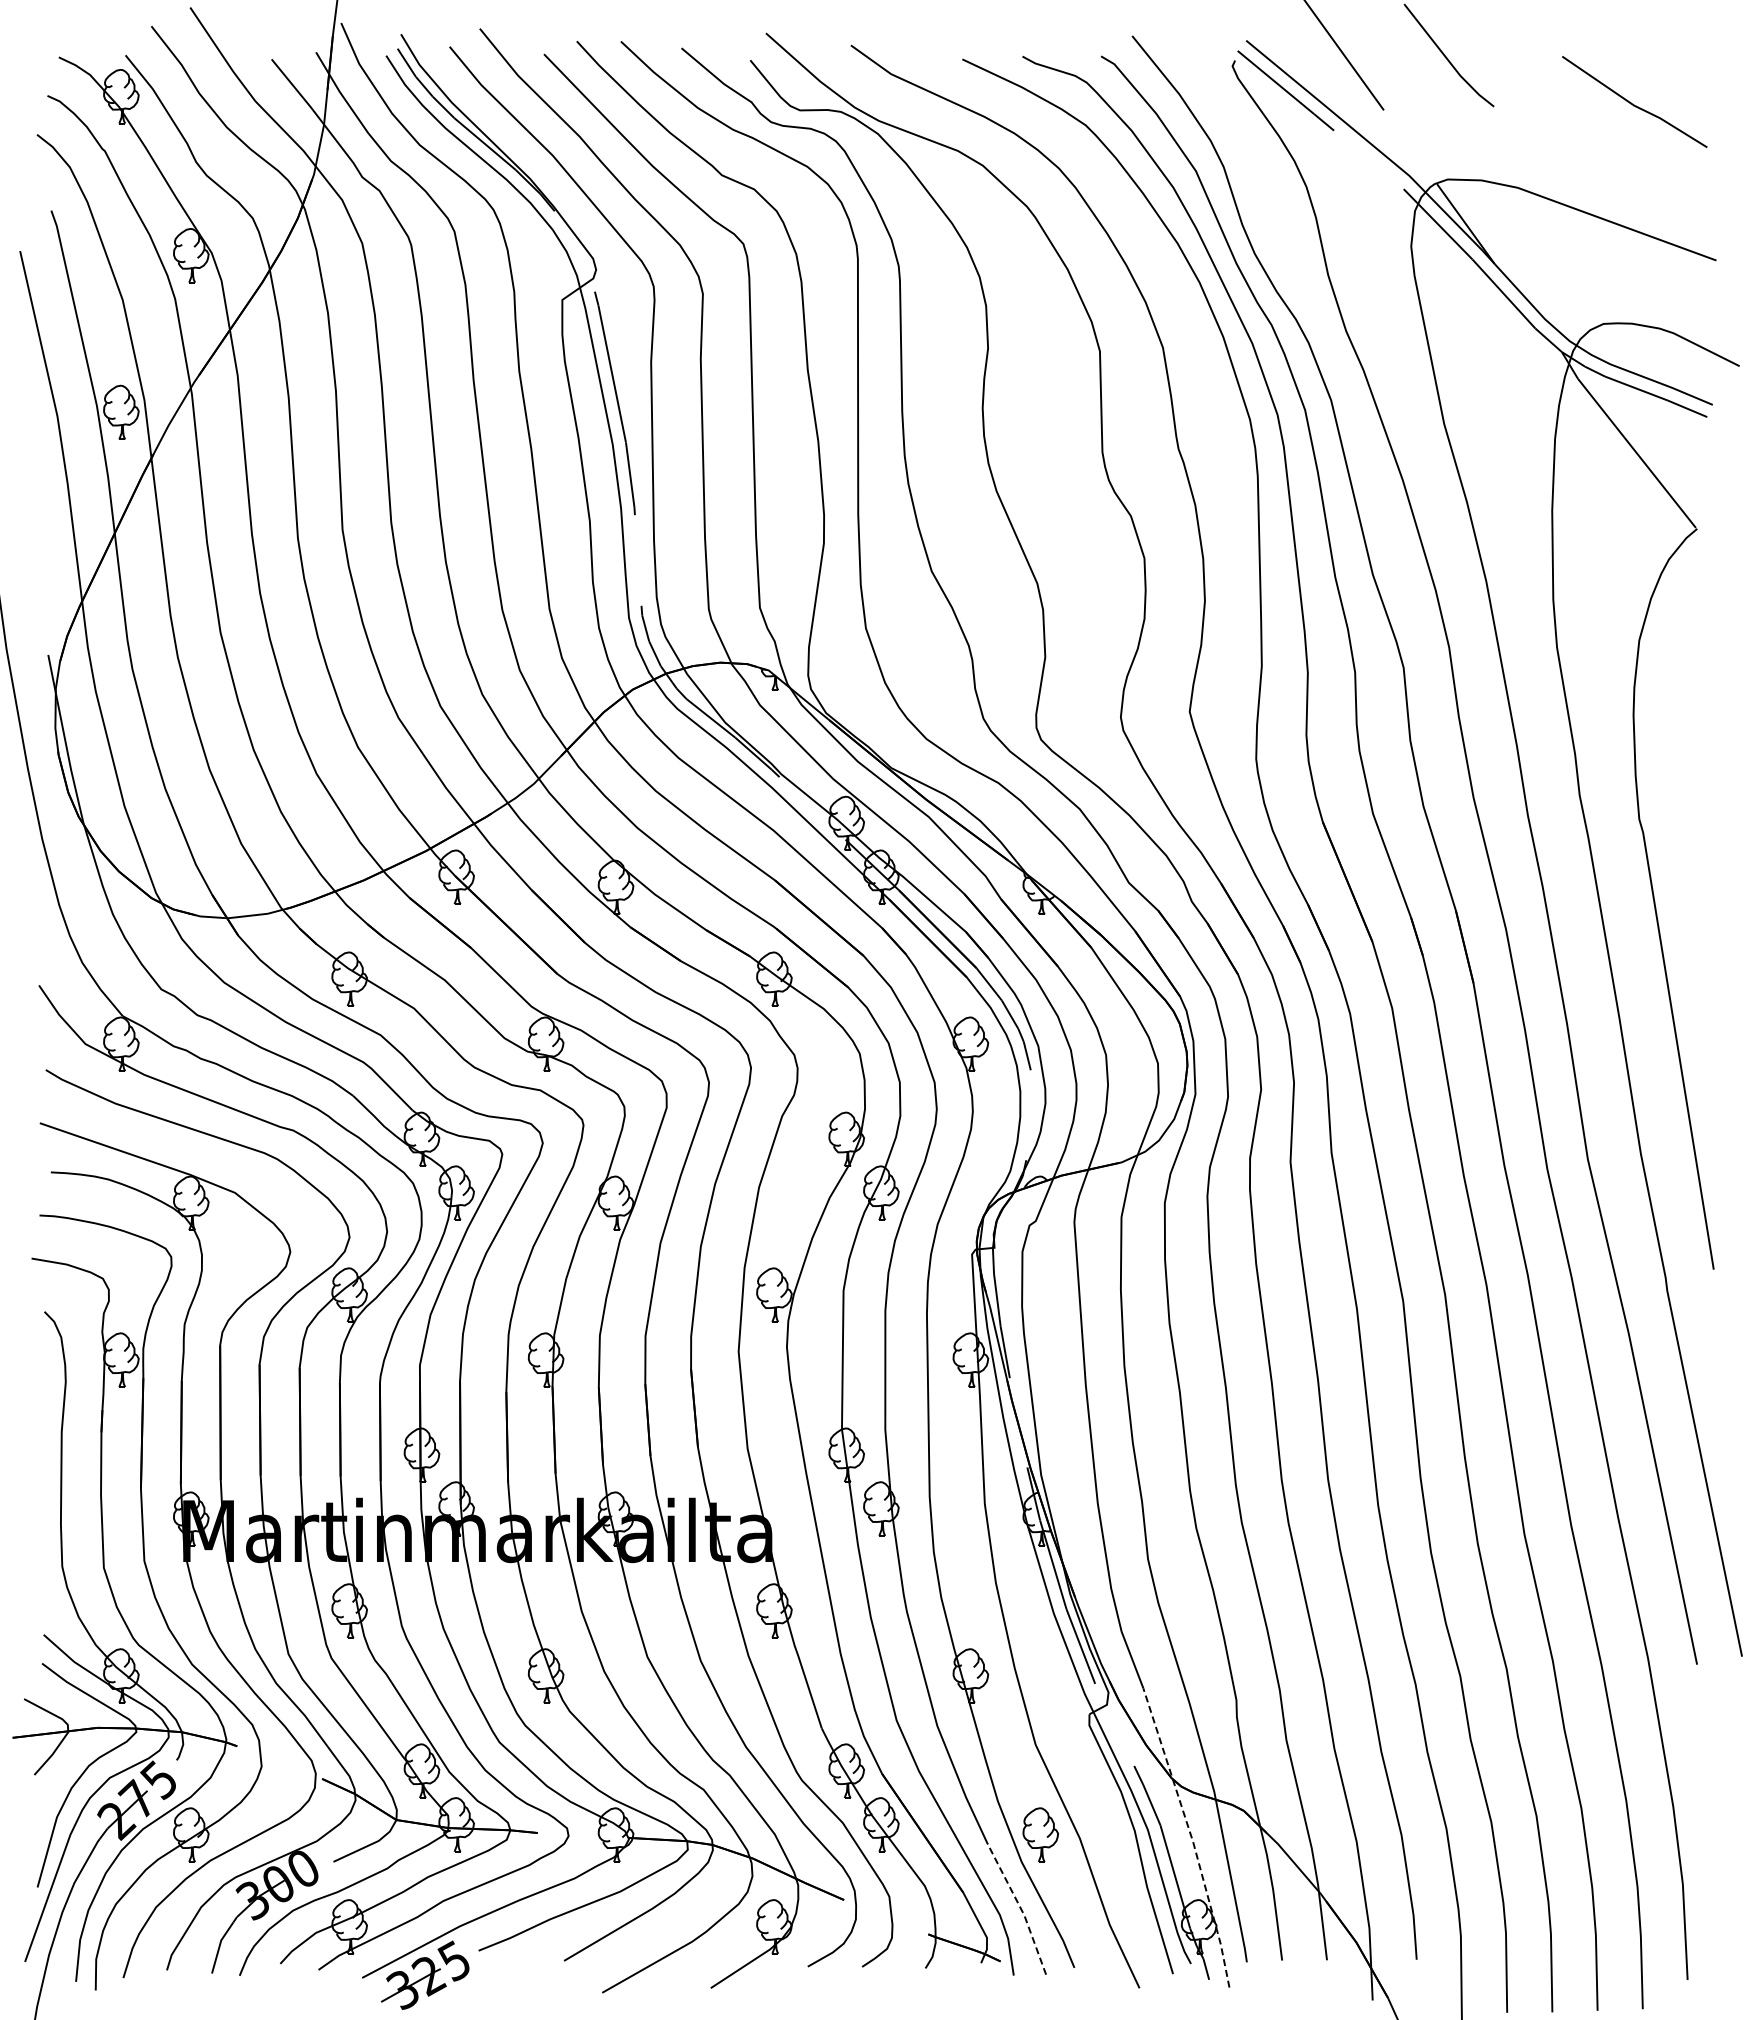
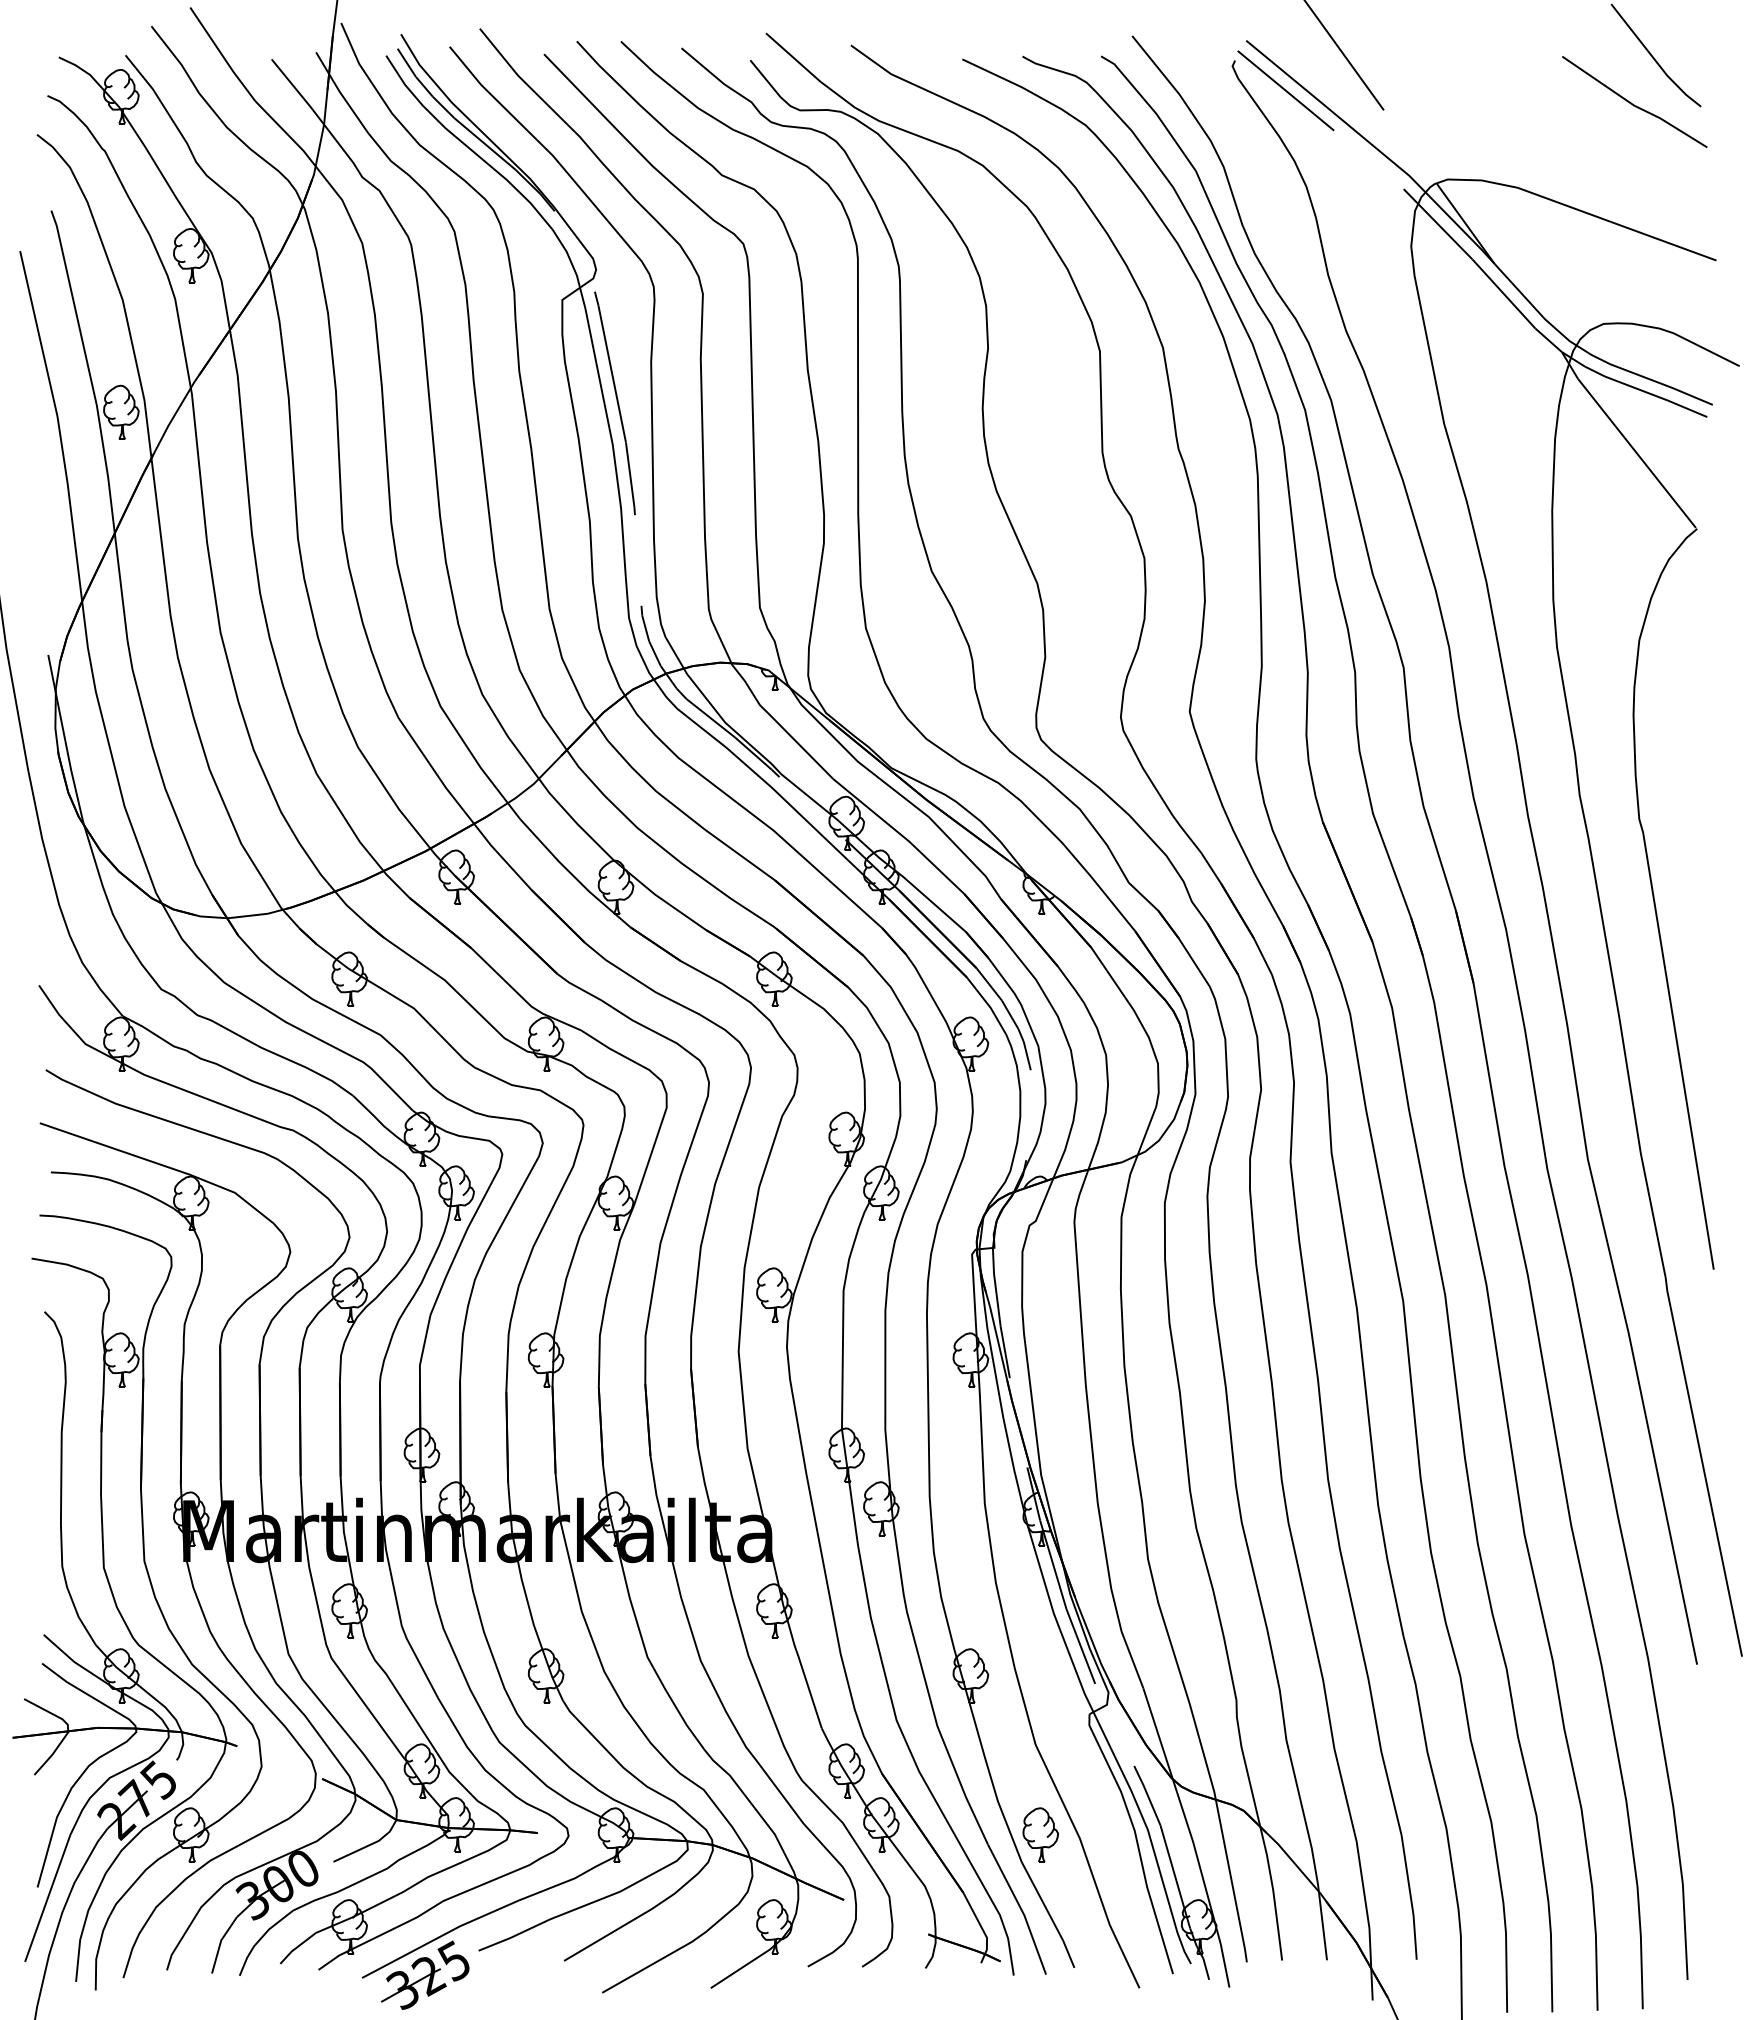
line position: (1446, 56) -> (1653, 56) (1653, 56)
line: dashed -> solid (1191, 1837)
line: dashed -> solid (1020, 1908)
